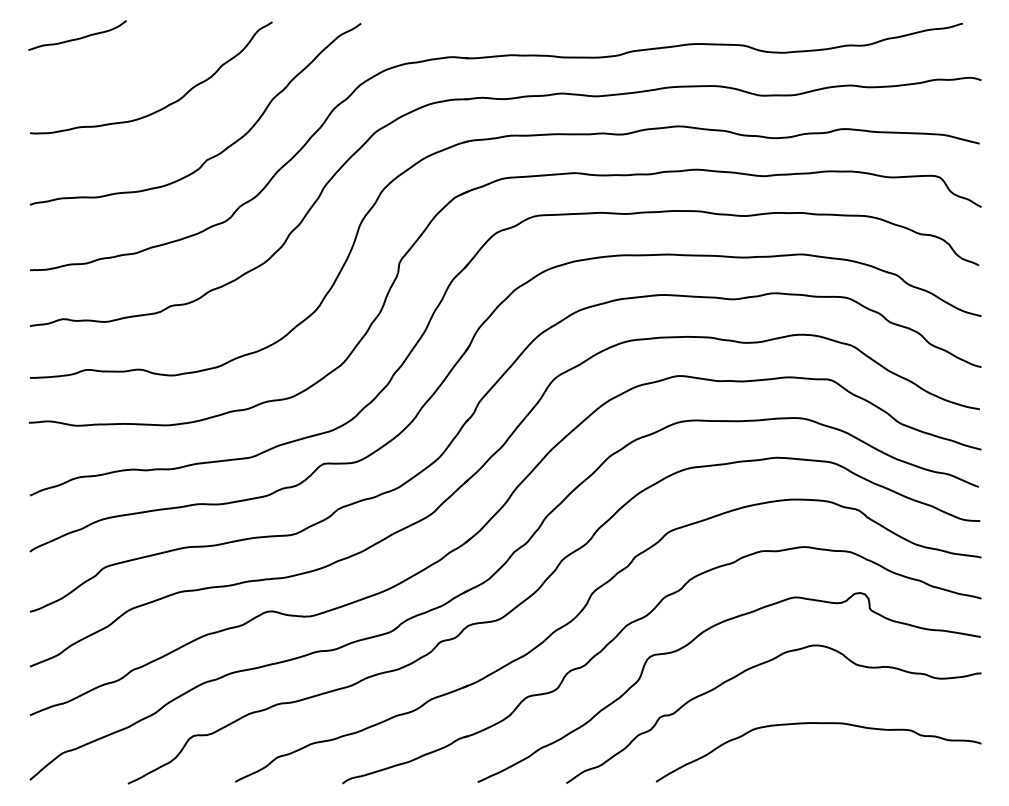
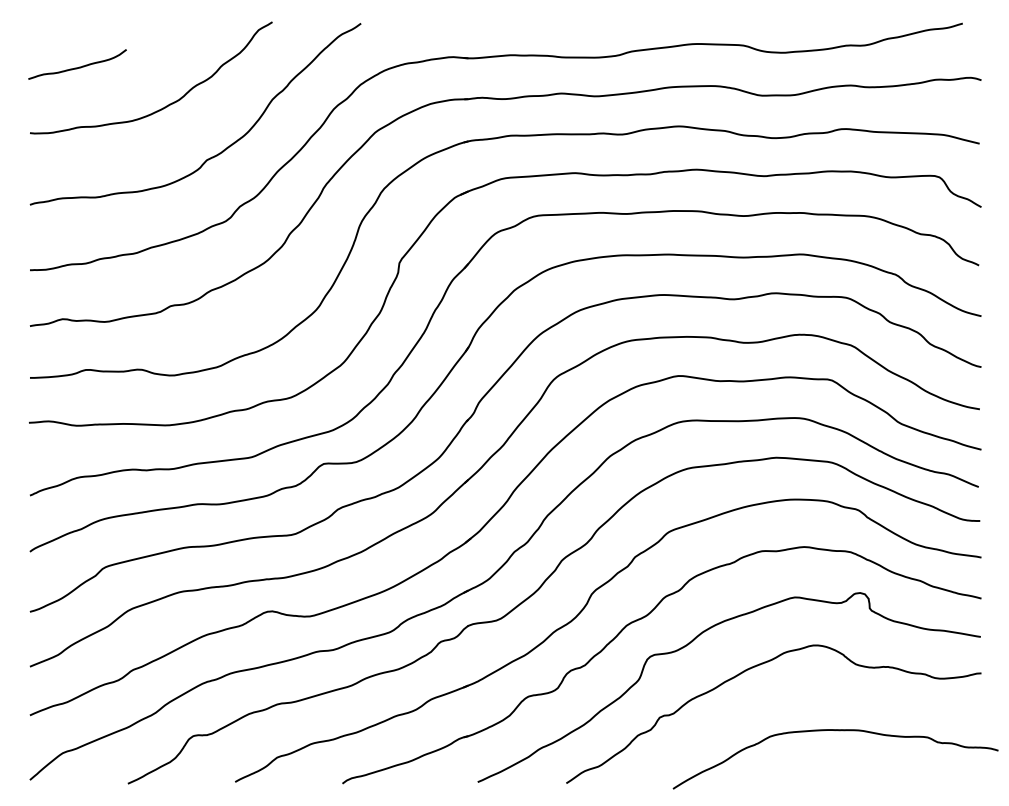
curve position: (79, 37) -> (79, 66) (79, 66)
curve position: (821, 724) -> (838, 731) (838, 731)
